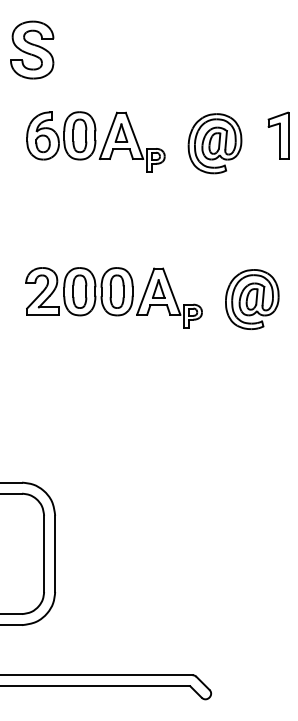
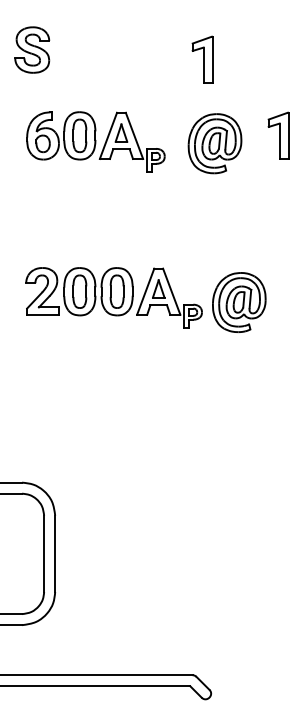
part size: 45x60 px -> 37x48 px (32, 49)
part: none -> present (202, 59)
part position: (252, 299) -> (239, 302) (239, 302)
